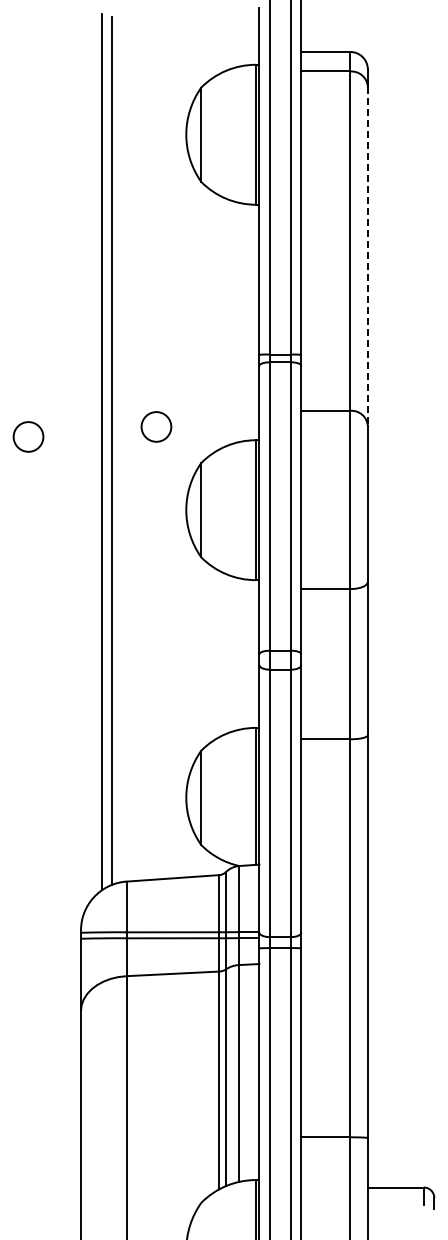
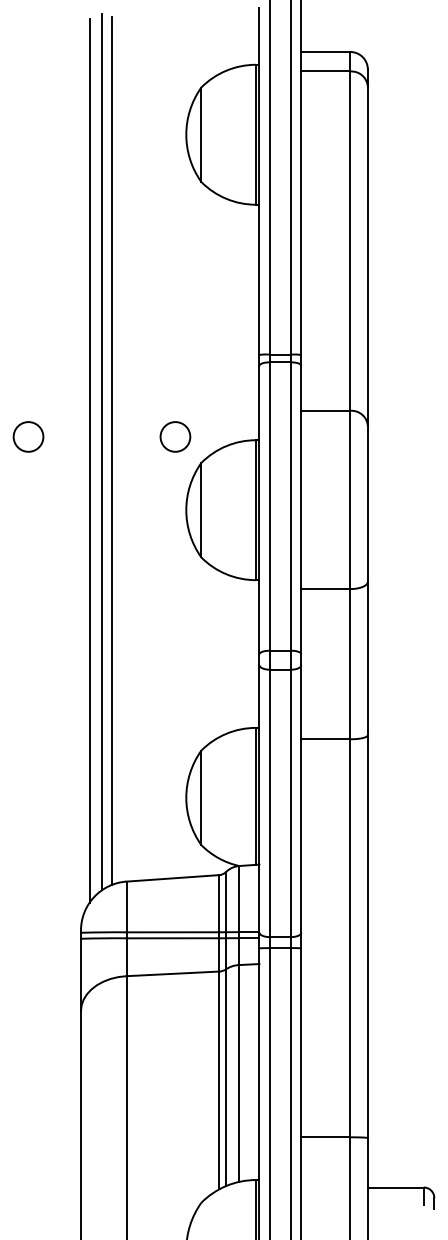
line: dashed -> solid (367, 256)
circle position: (156, 426) -> (175, 436) (175, 436)
line: none -> present (89, 460)
